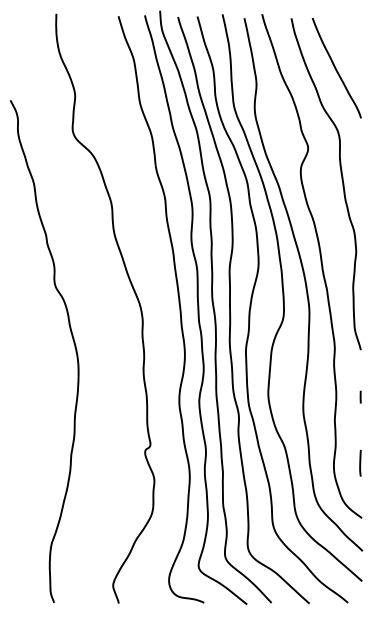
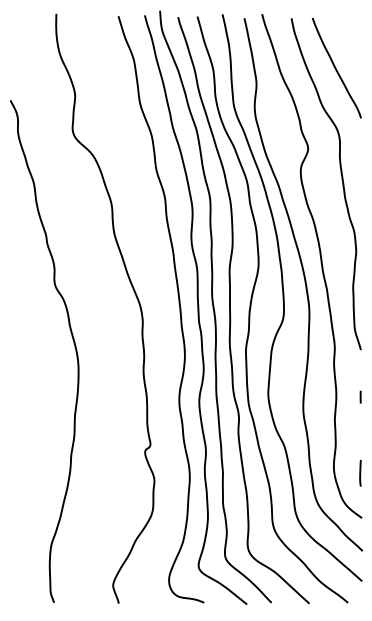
line position: (360, 463) -> (360, 473) (360, 473)
